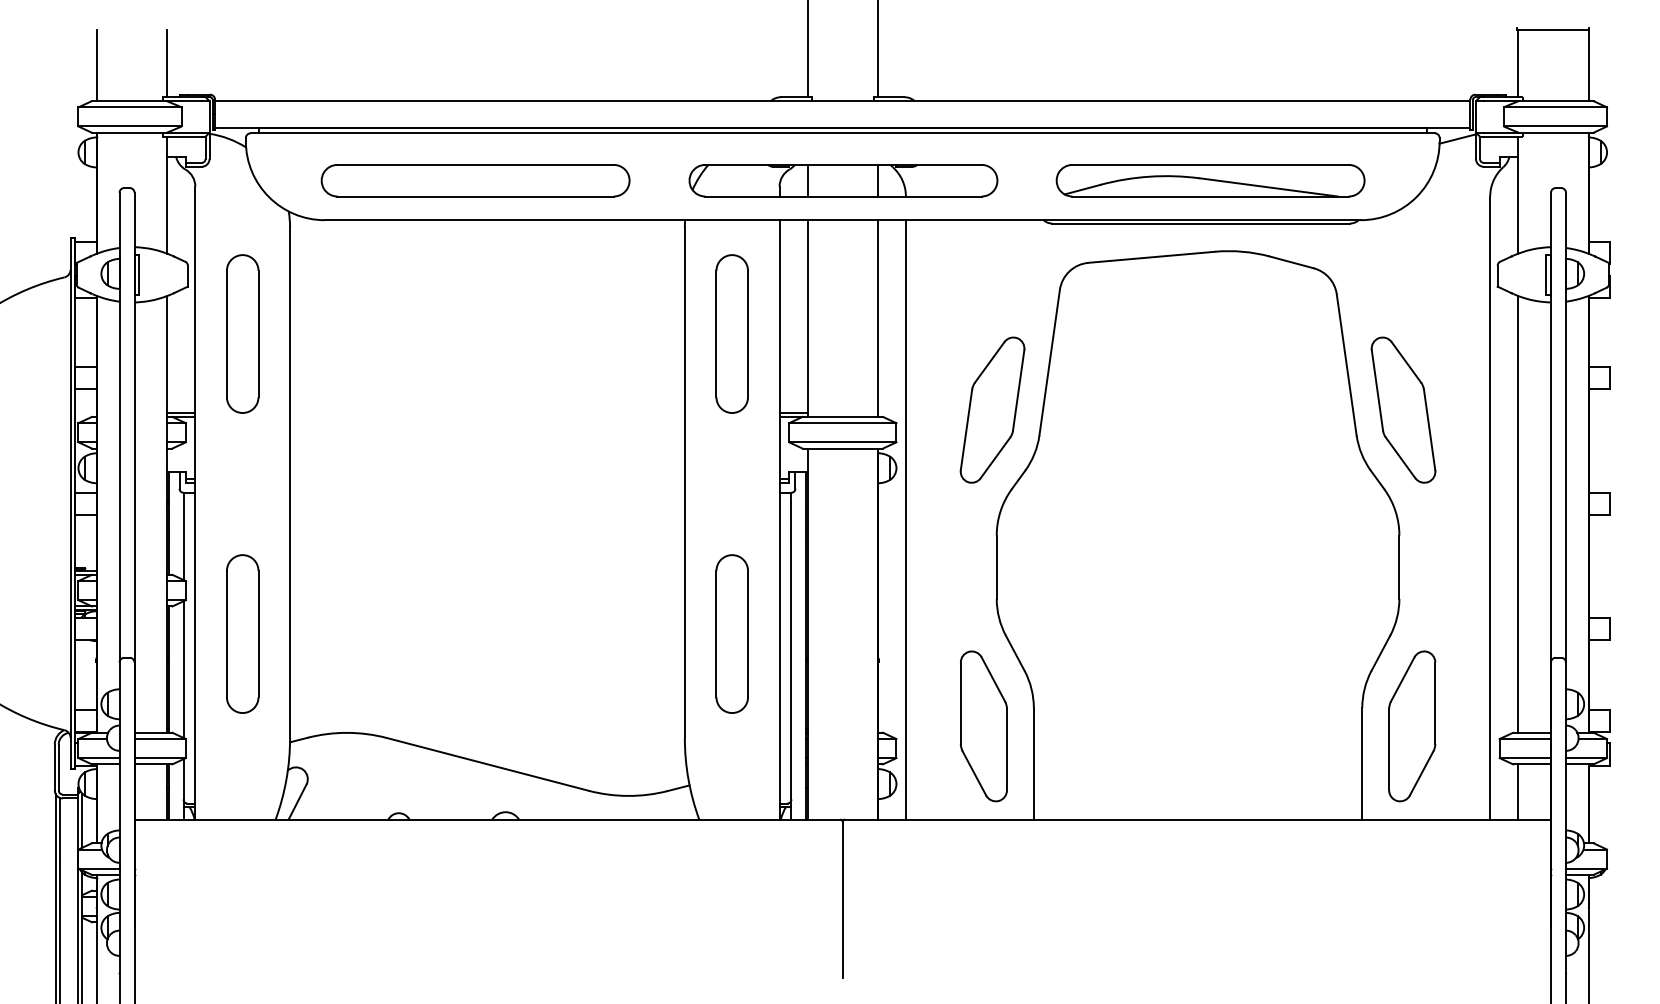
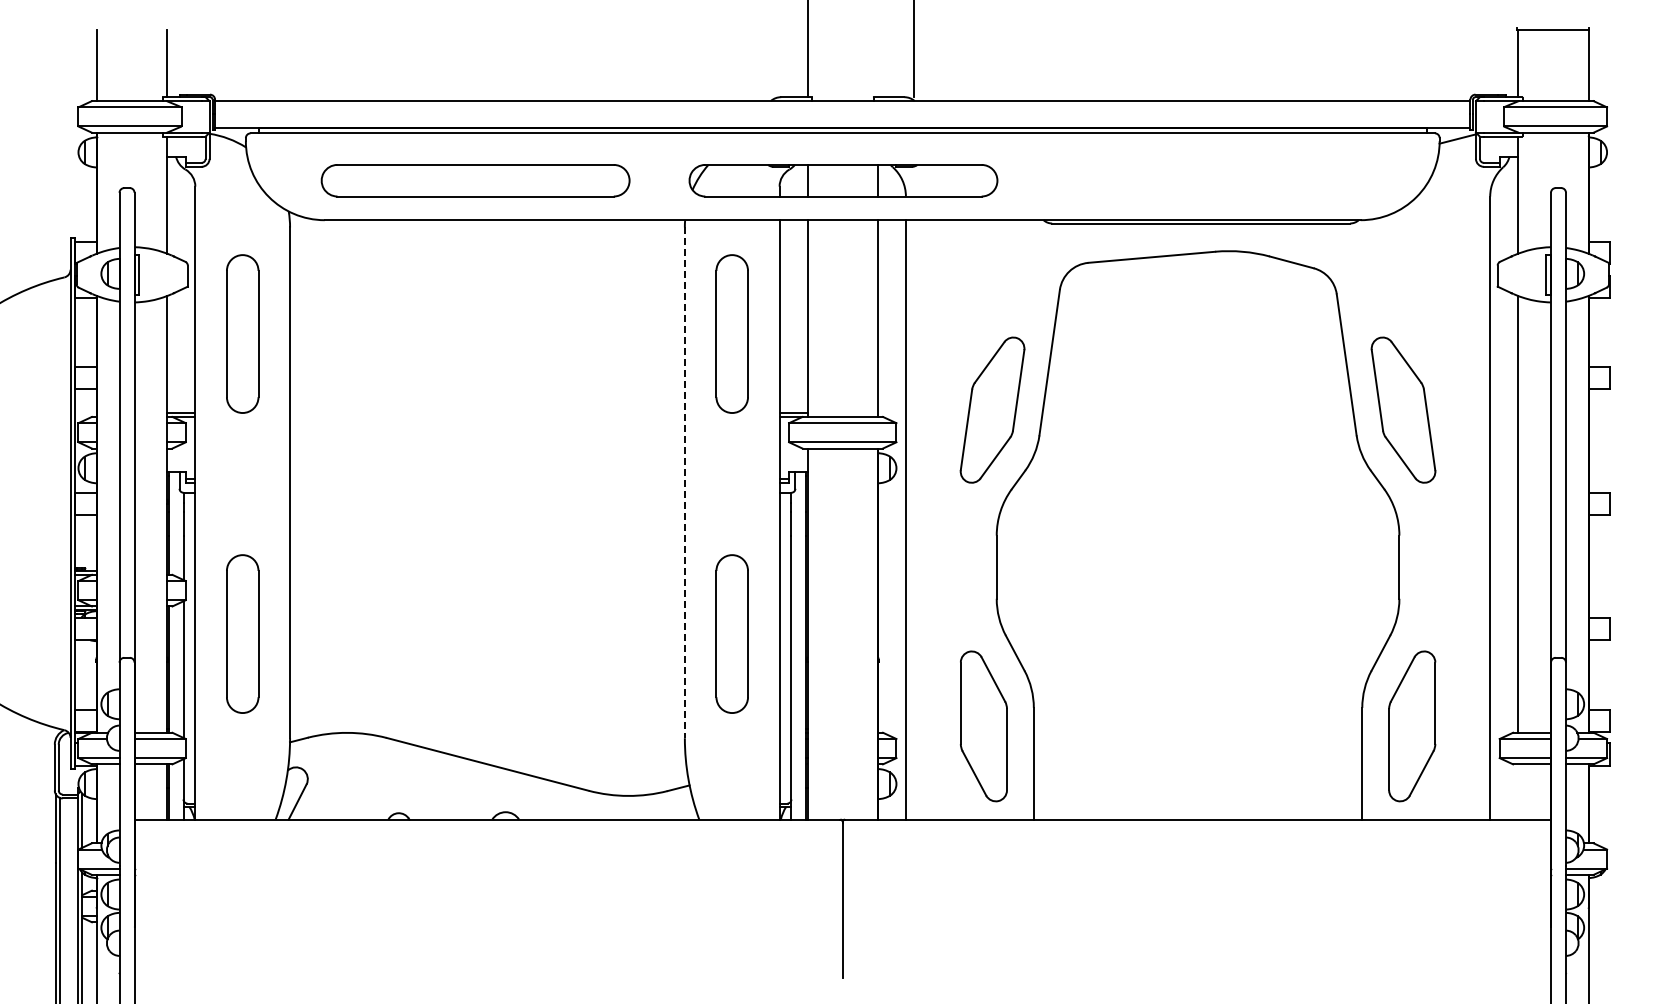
line position: (877, 49) -> (913, 49) (913, 49)
part: present -> none (1210, 180)
line: solid -> dashed (684, 483)
line: present -> none (1518, 791)
